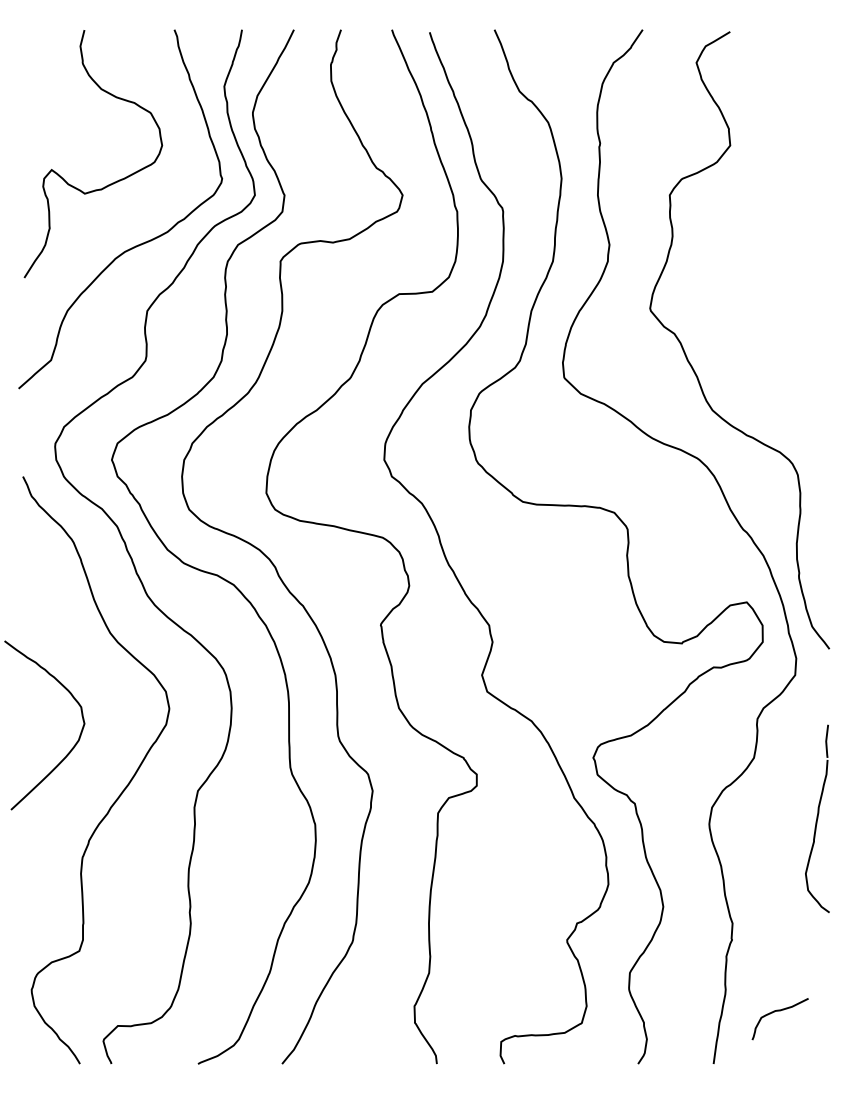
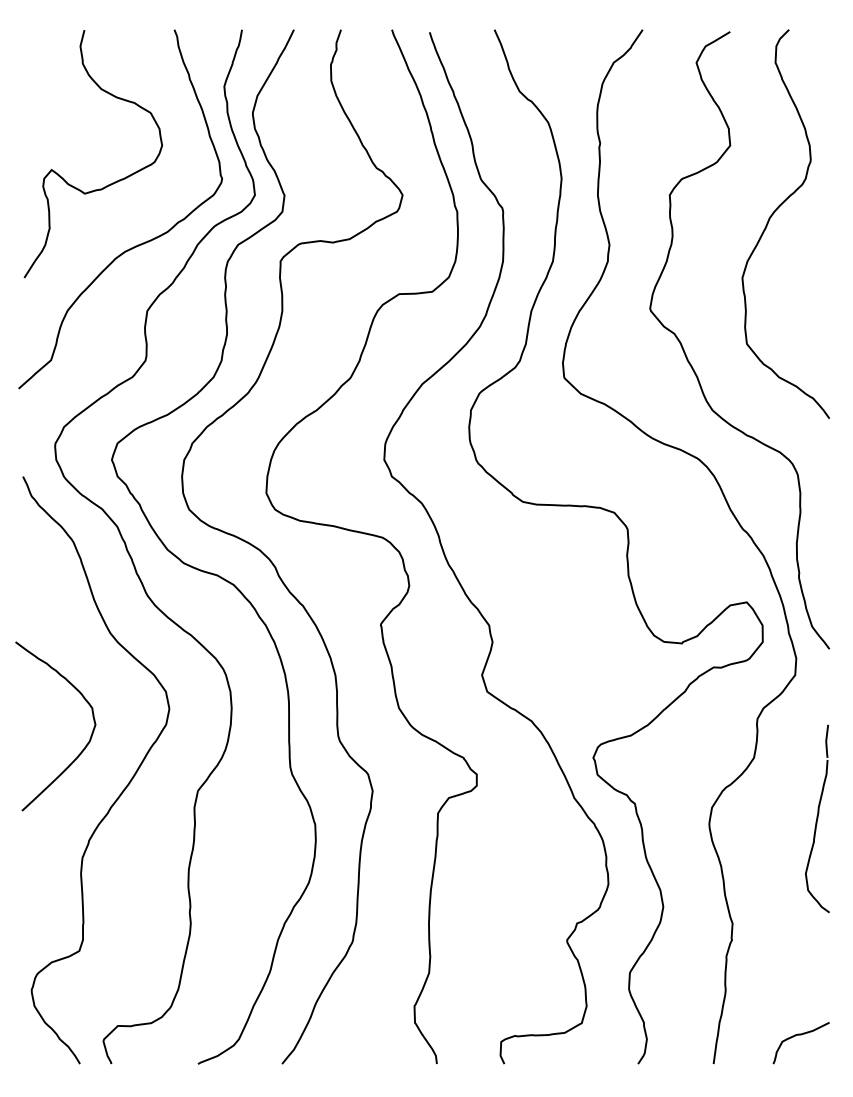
curve: none -> present (772, 216)
curve position: (70, 749) -> (81, 750) (81, 750)
curve position: (779, 1011) -> (800, 1035) (800, 1035)
